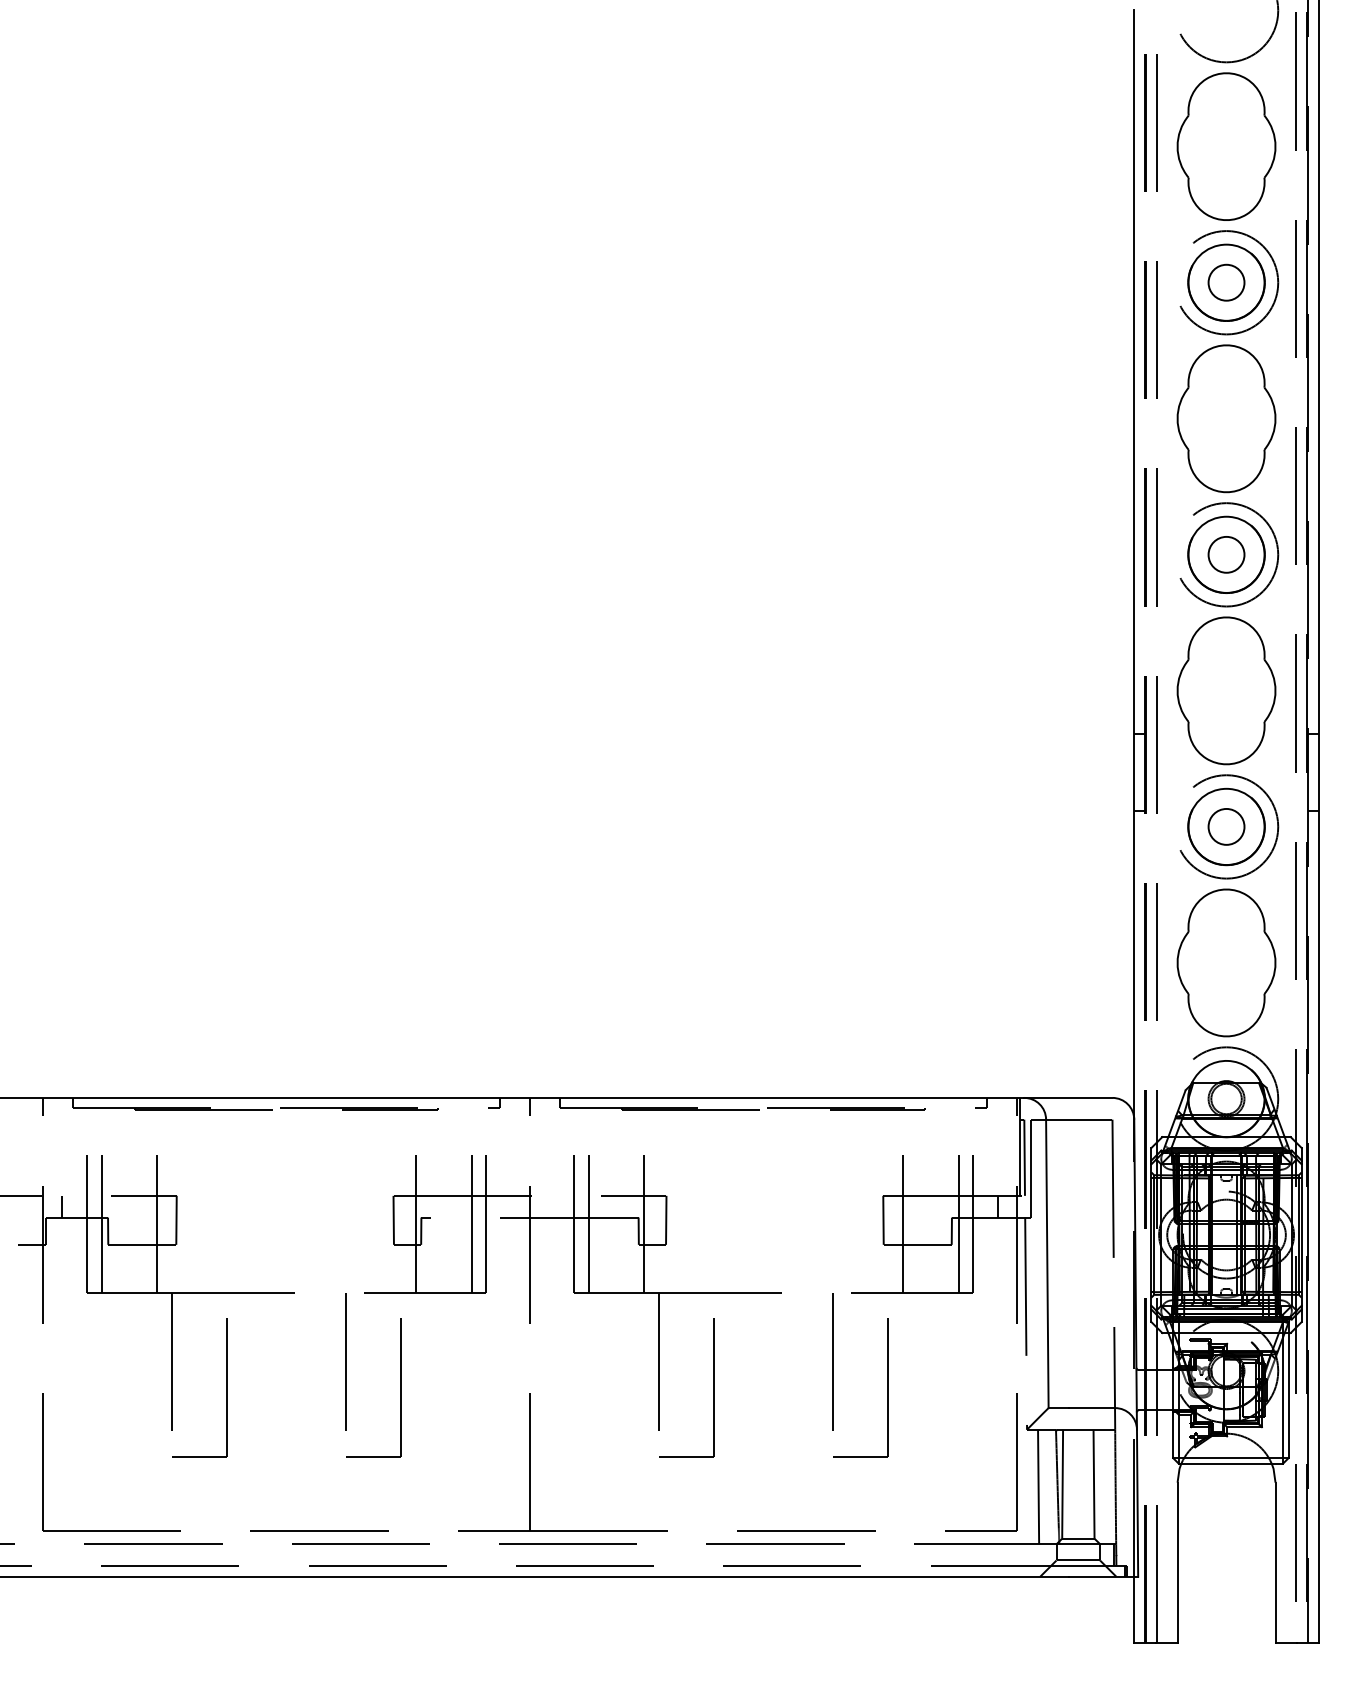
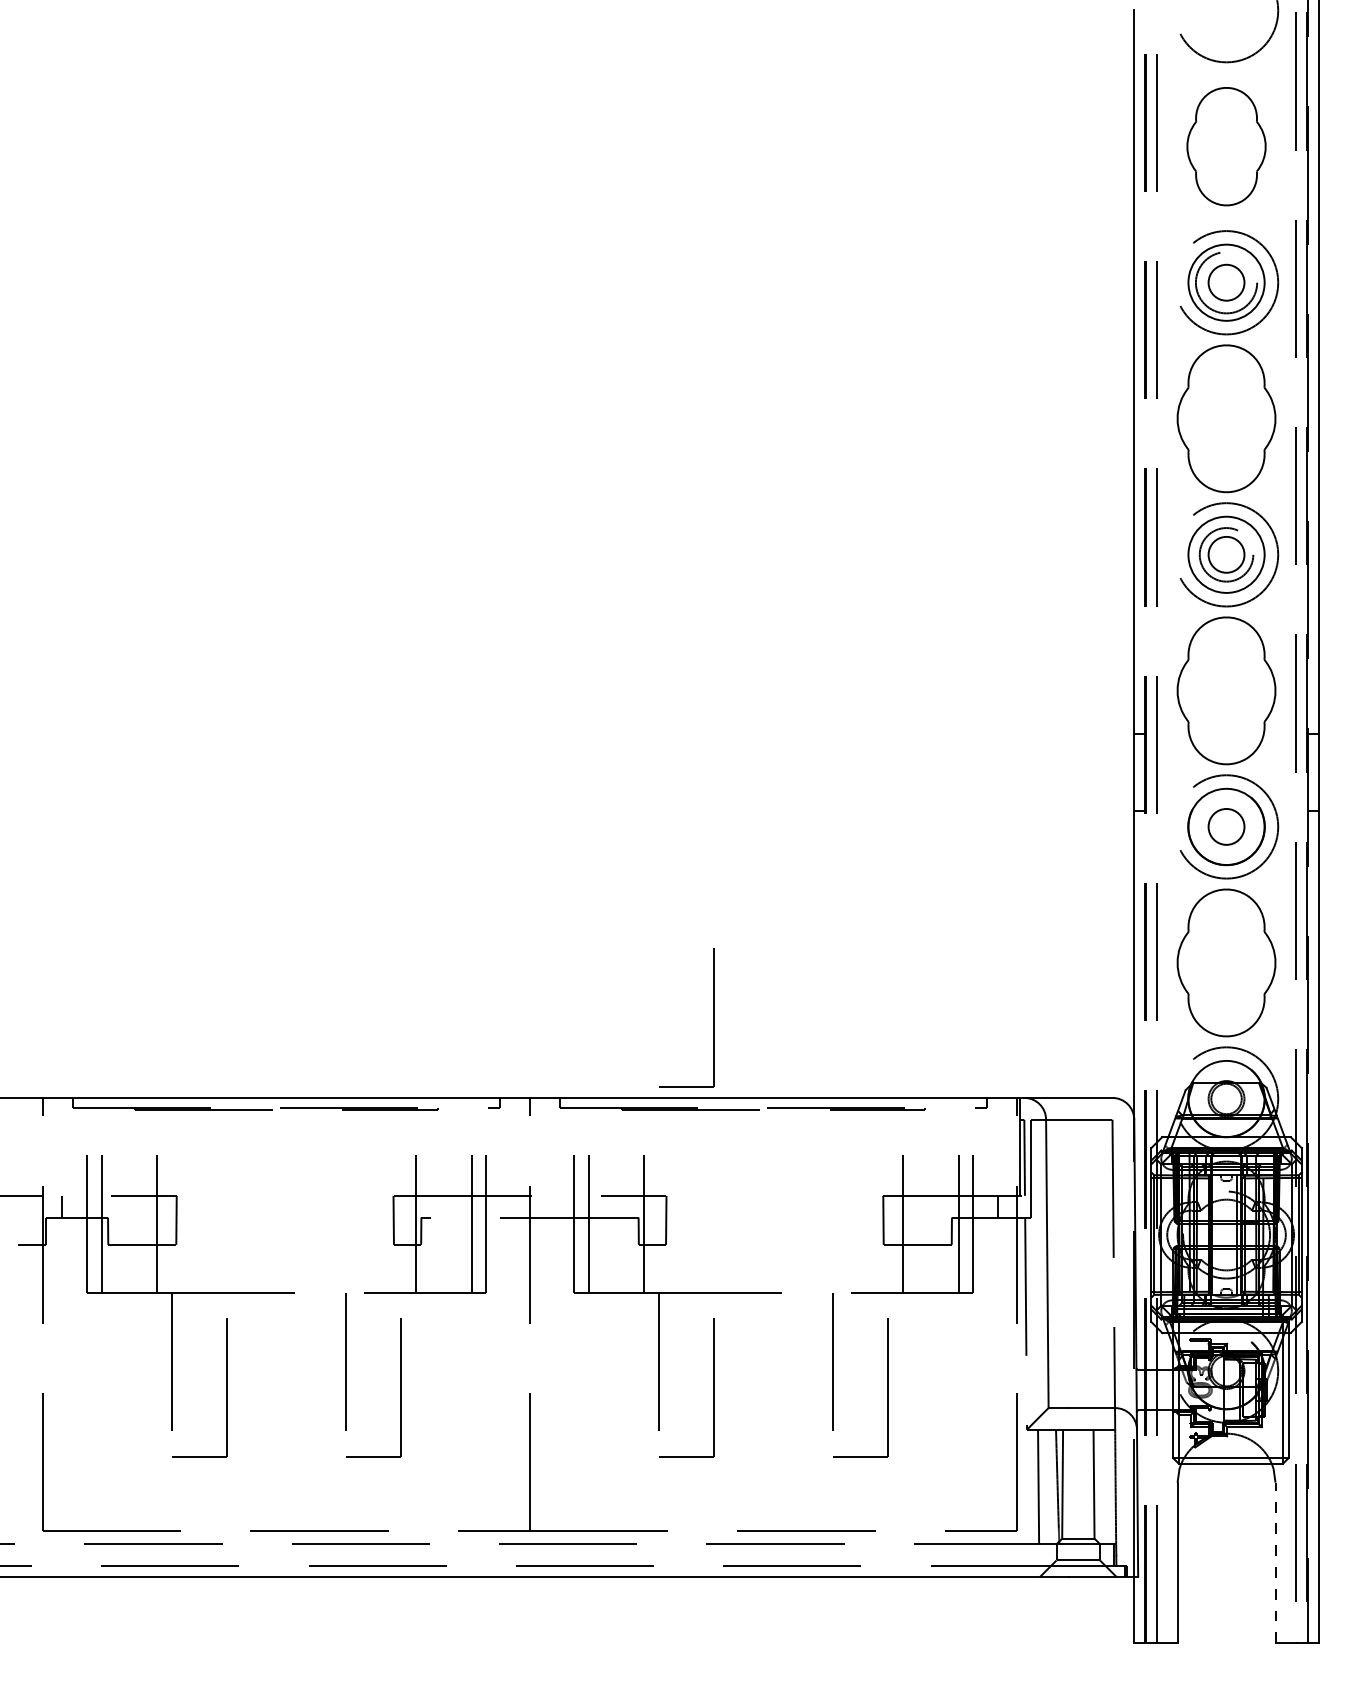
part size: 101x149 px -> 81x120 px (1226, 146)
circle diameter: 77 px -> 61 px (1226, 282)
circle diameter: 77 px -> 54 px (1226, 554)
part: none -> present (713, 1017)
line: solid -> dashed (1275, 1562)
